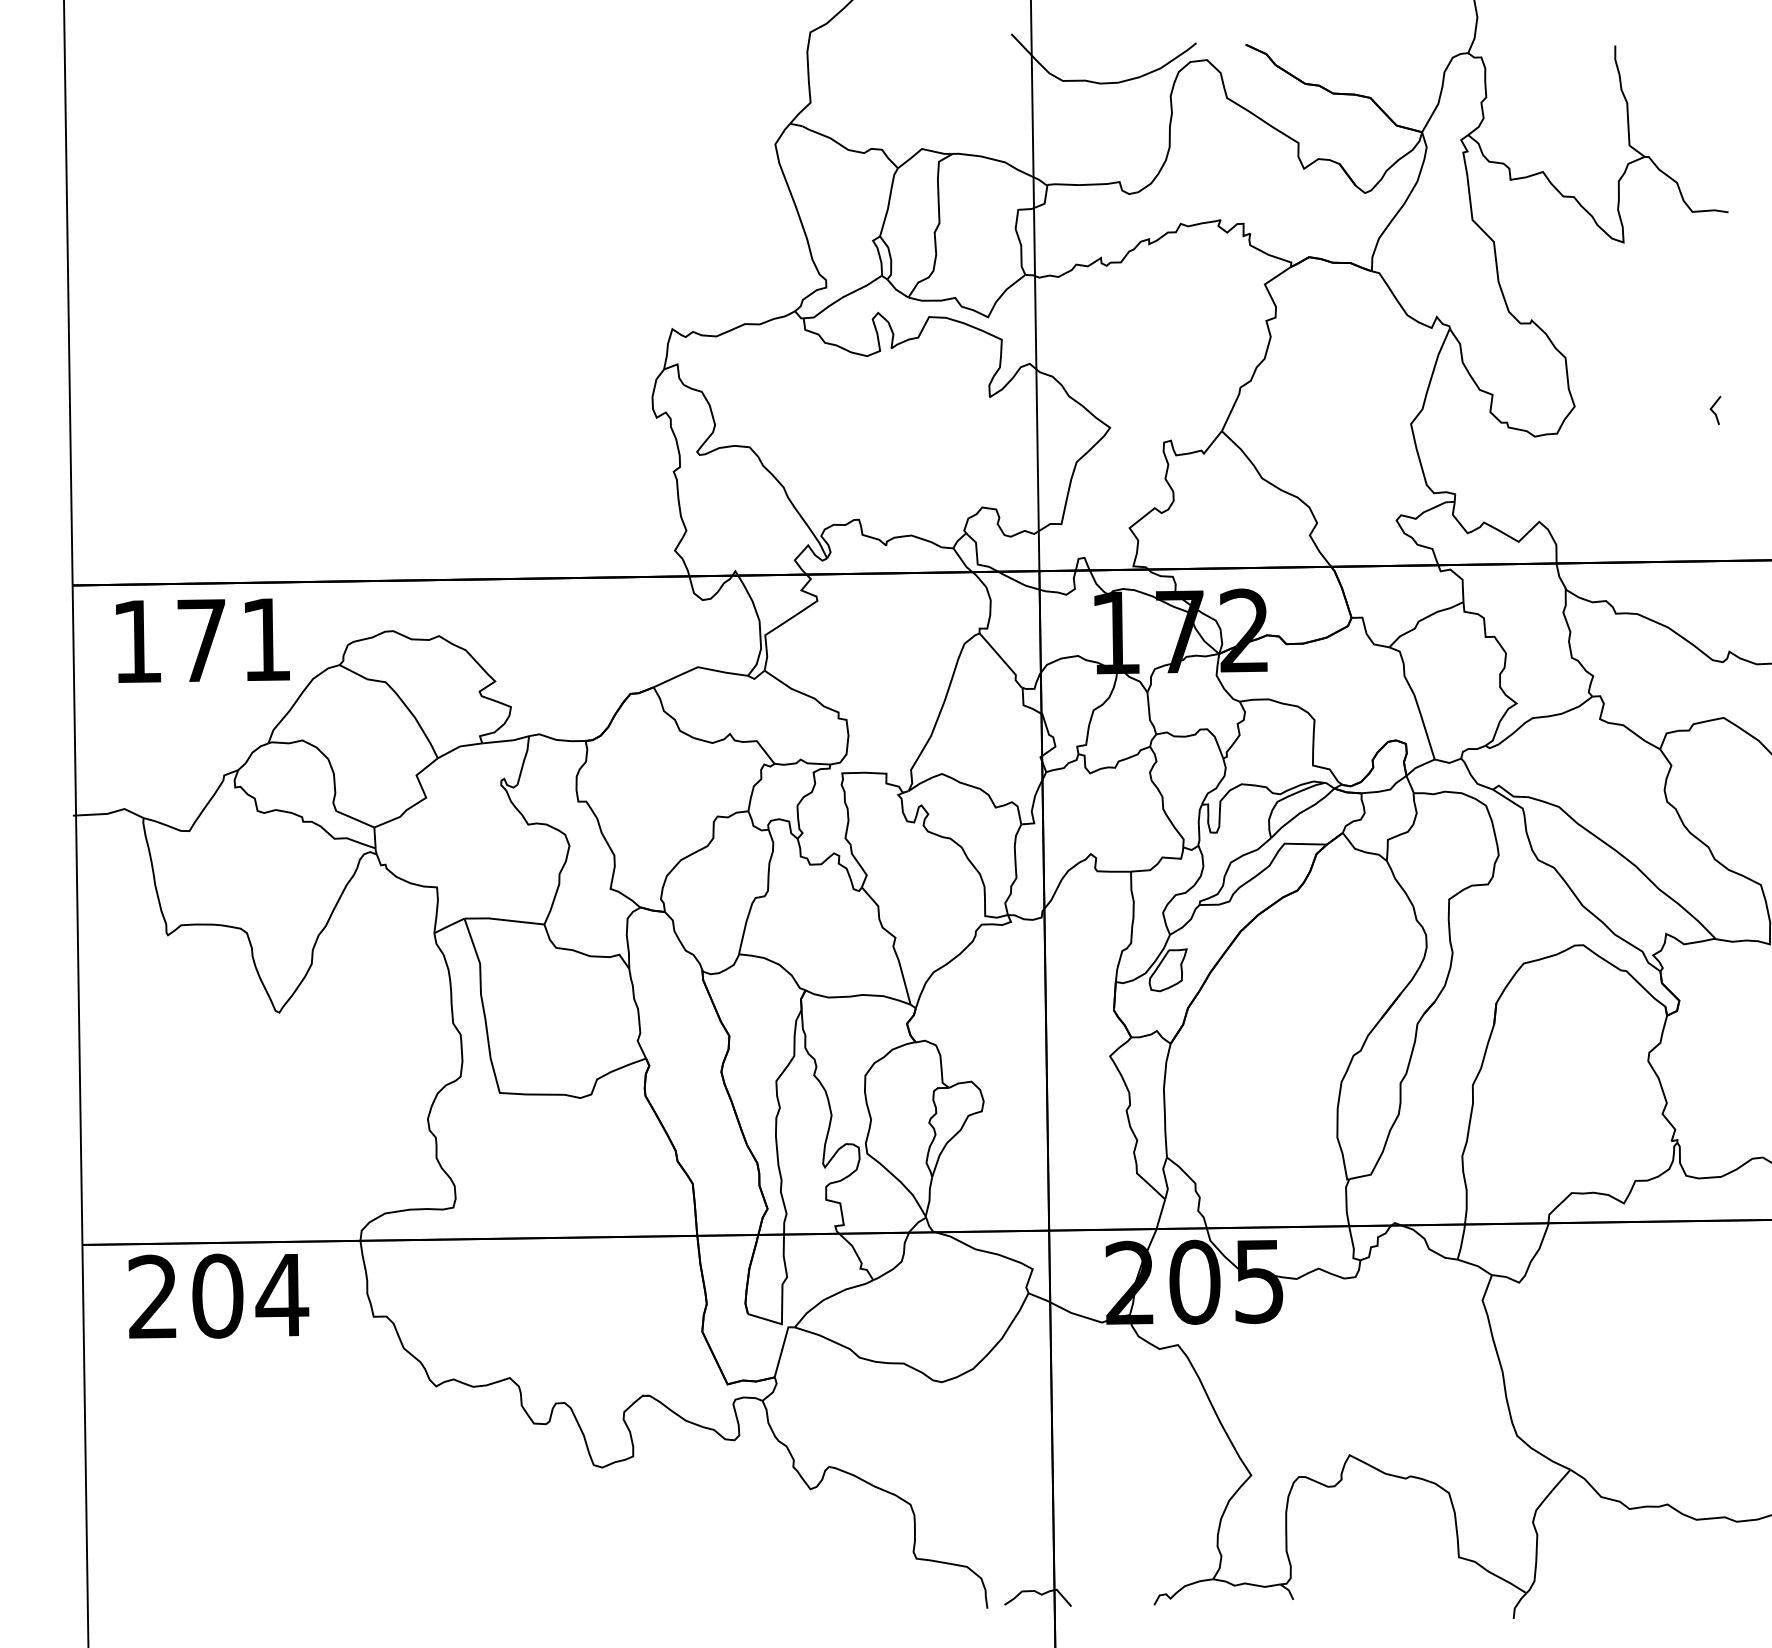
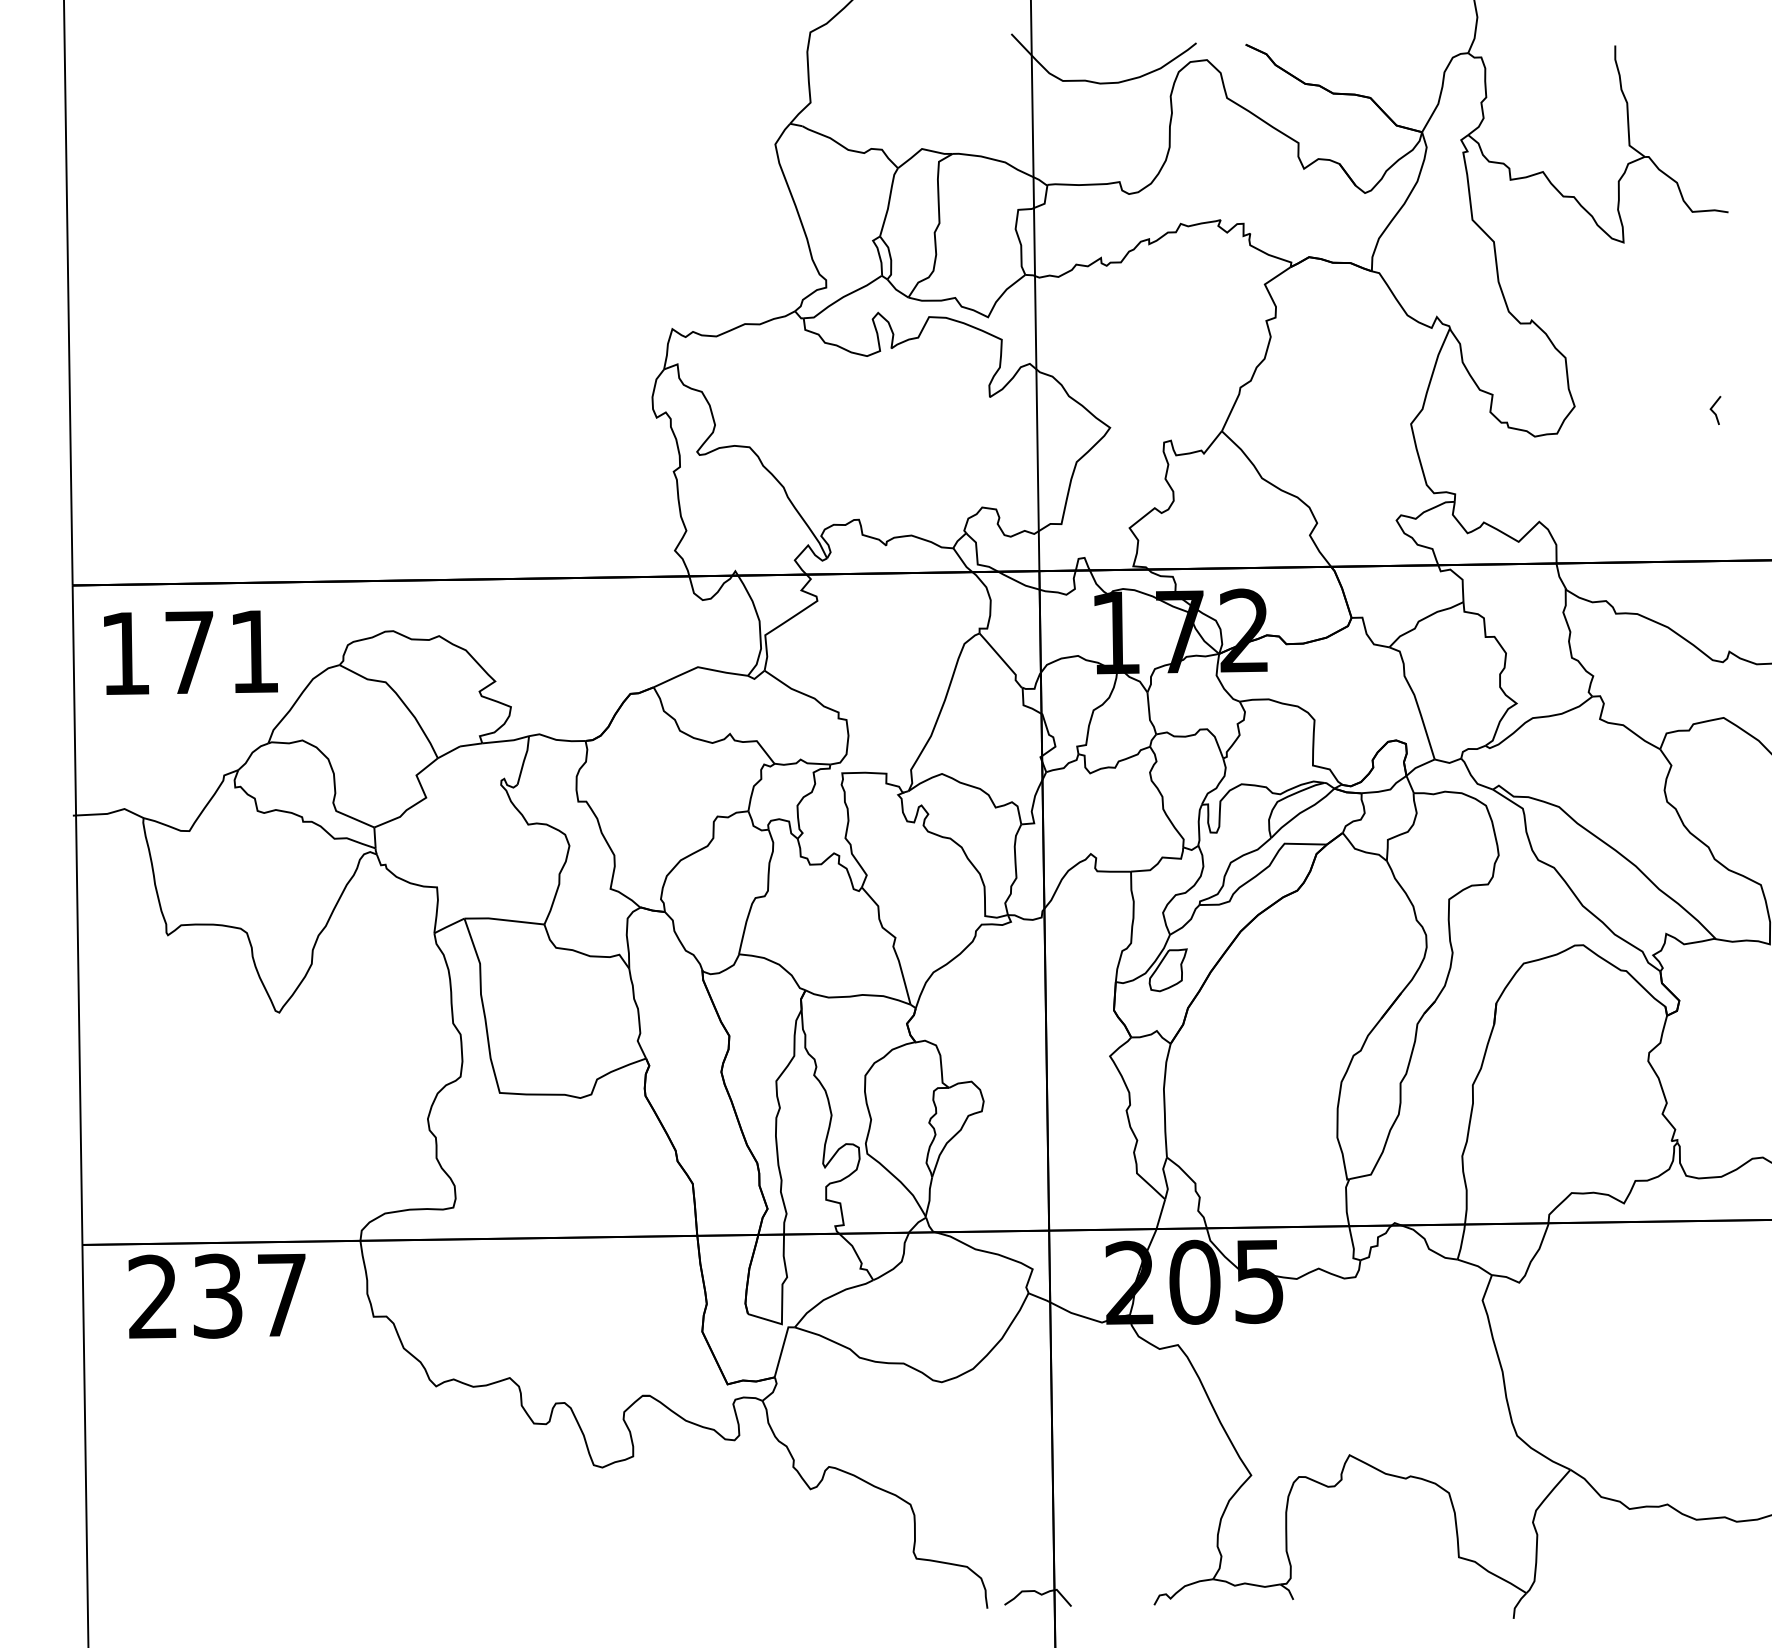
text position: (202, 640) -> (190, 652) (190, 652)
text: 204 -> 237 (250, 1295)
